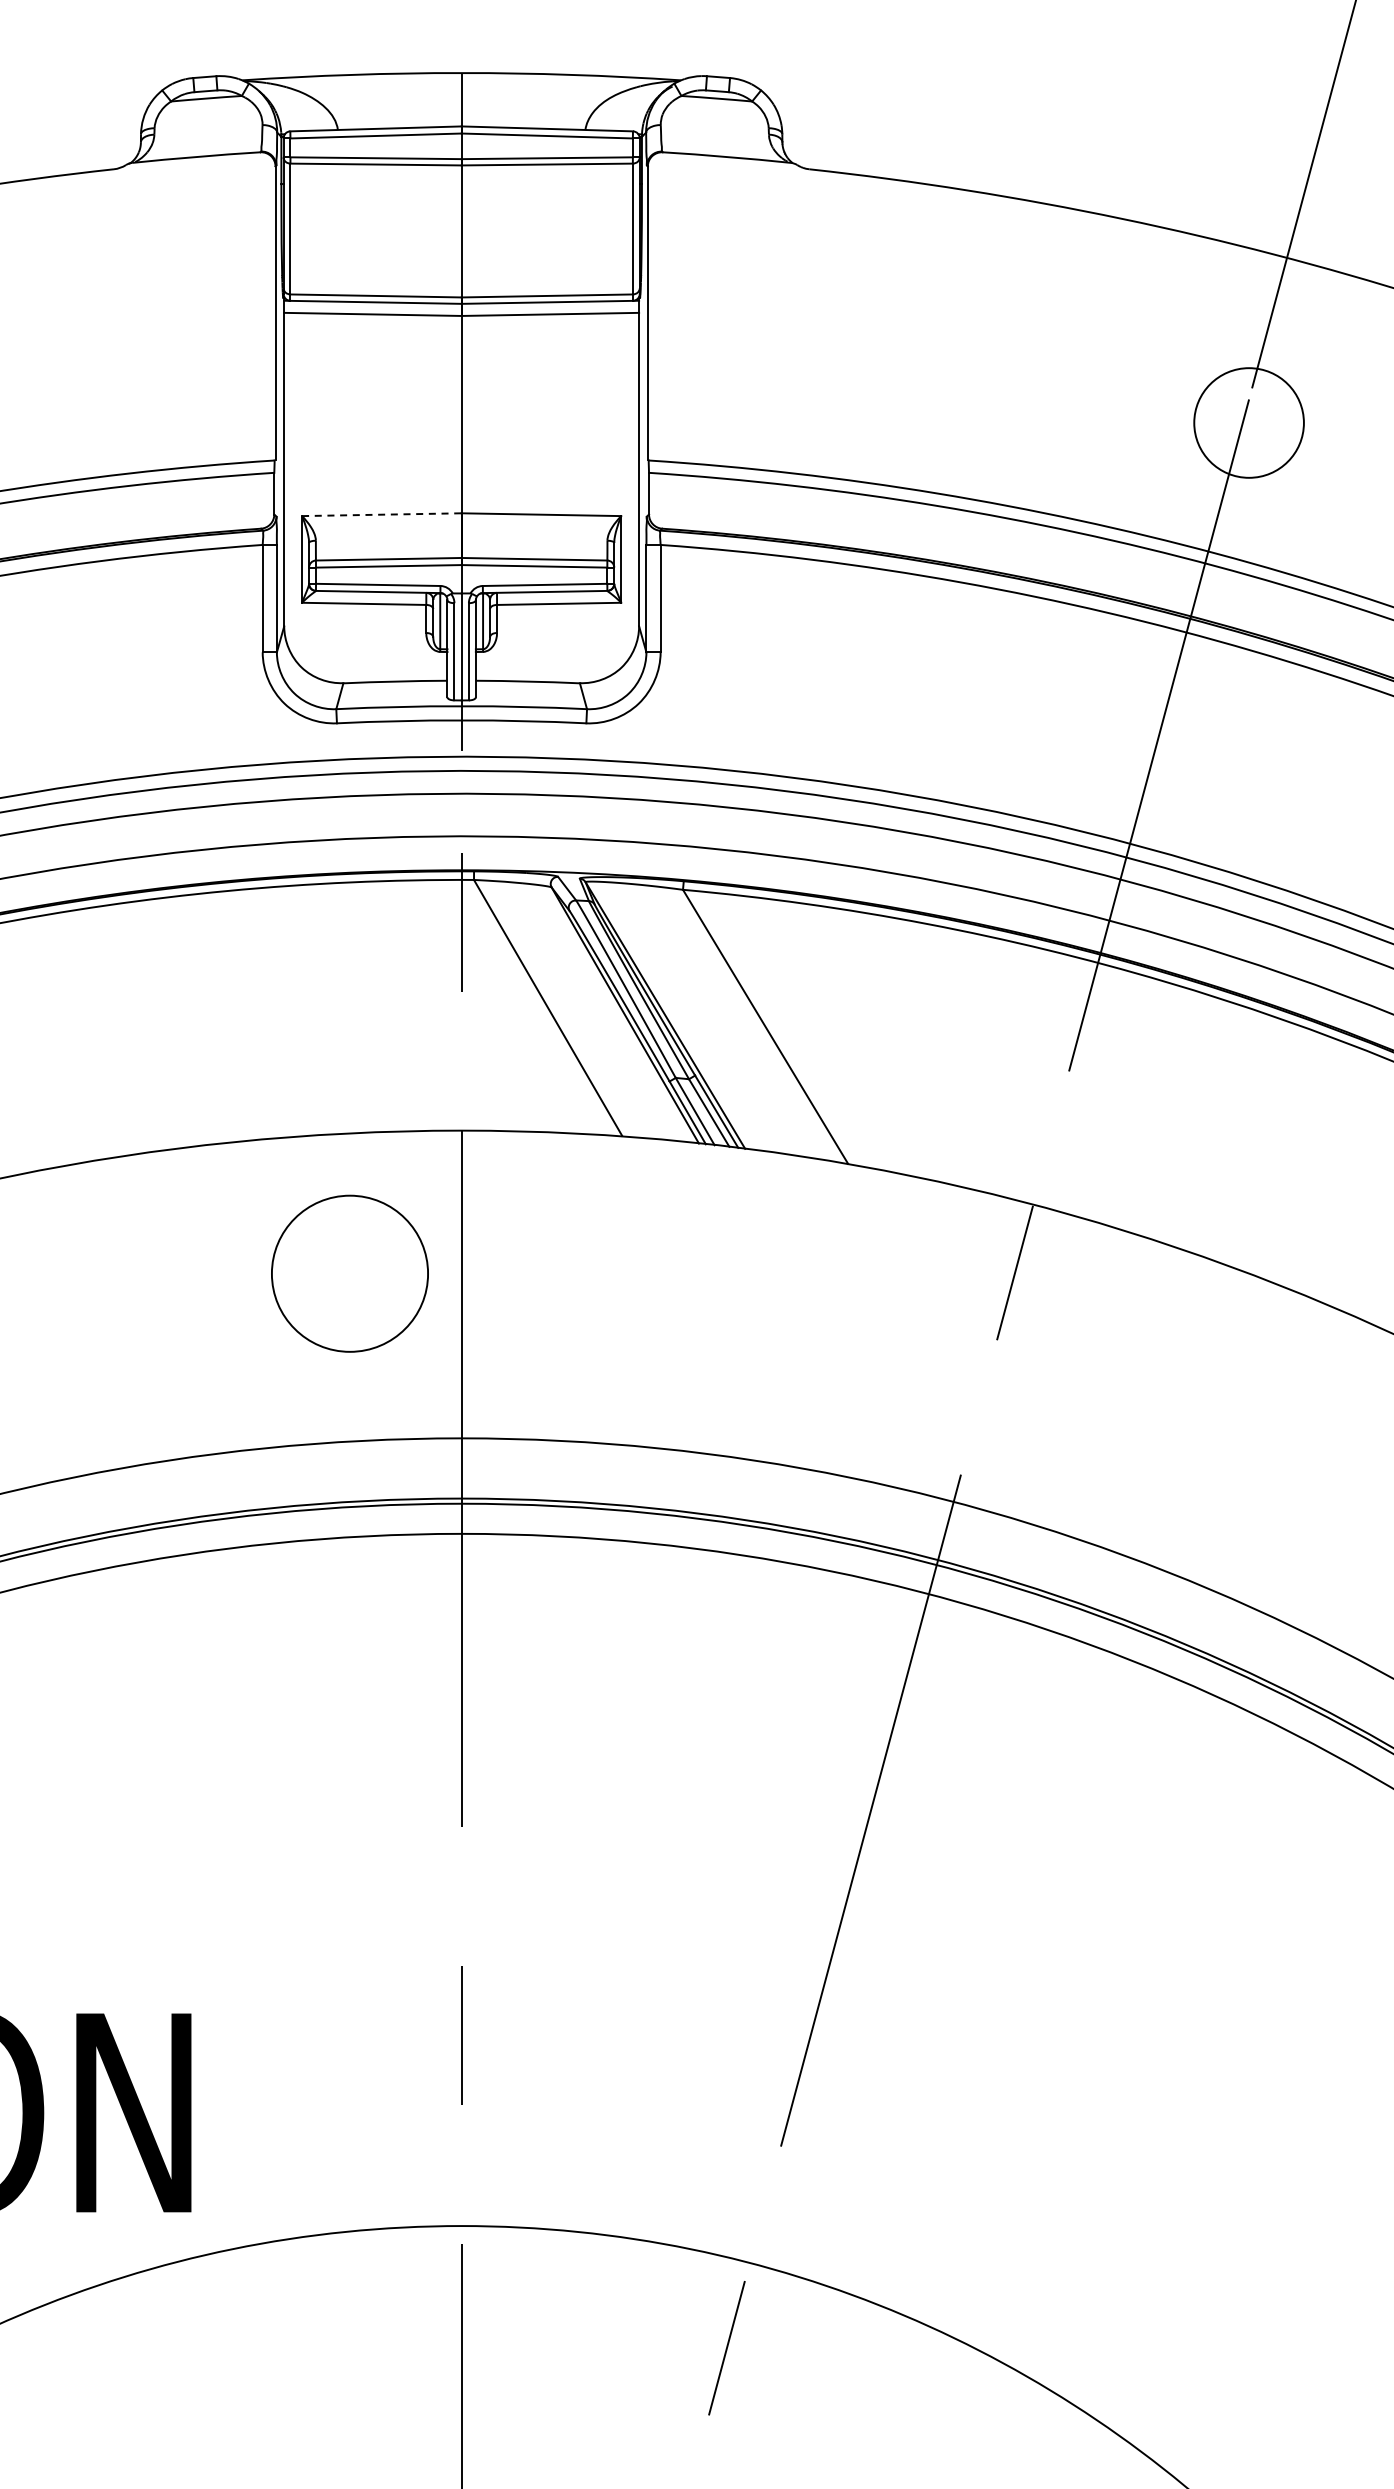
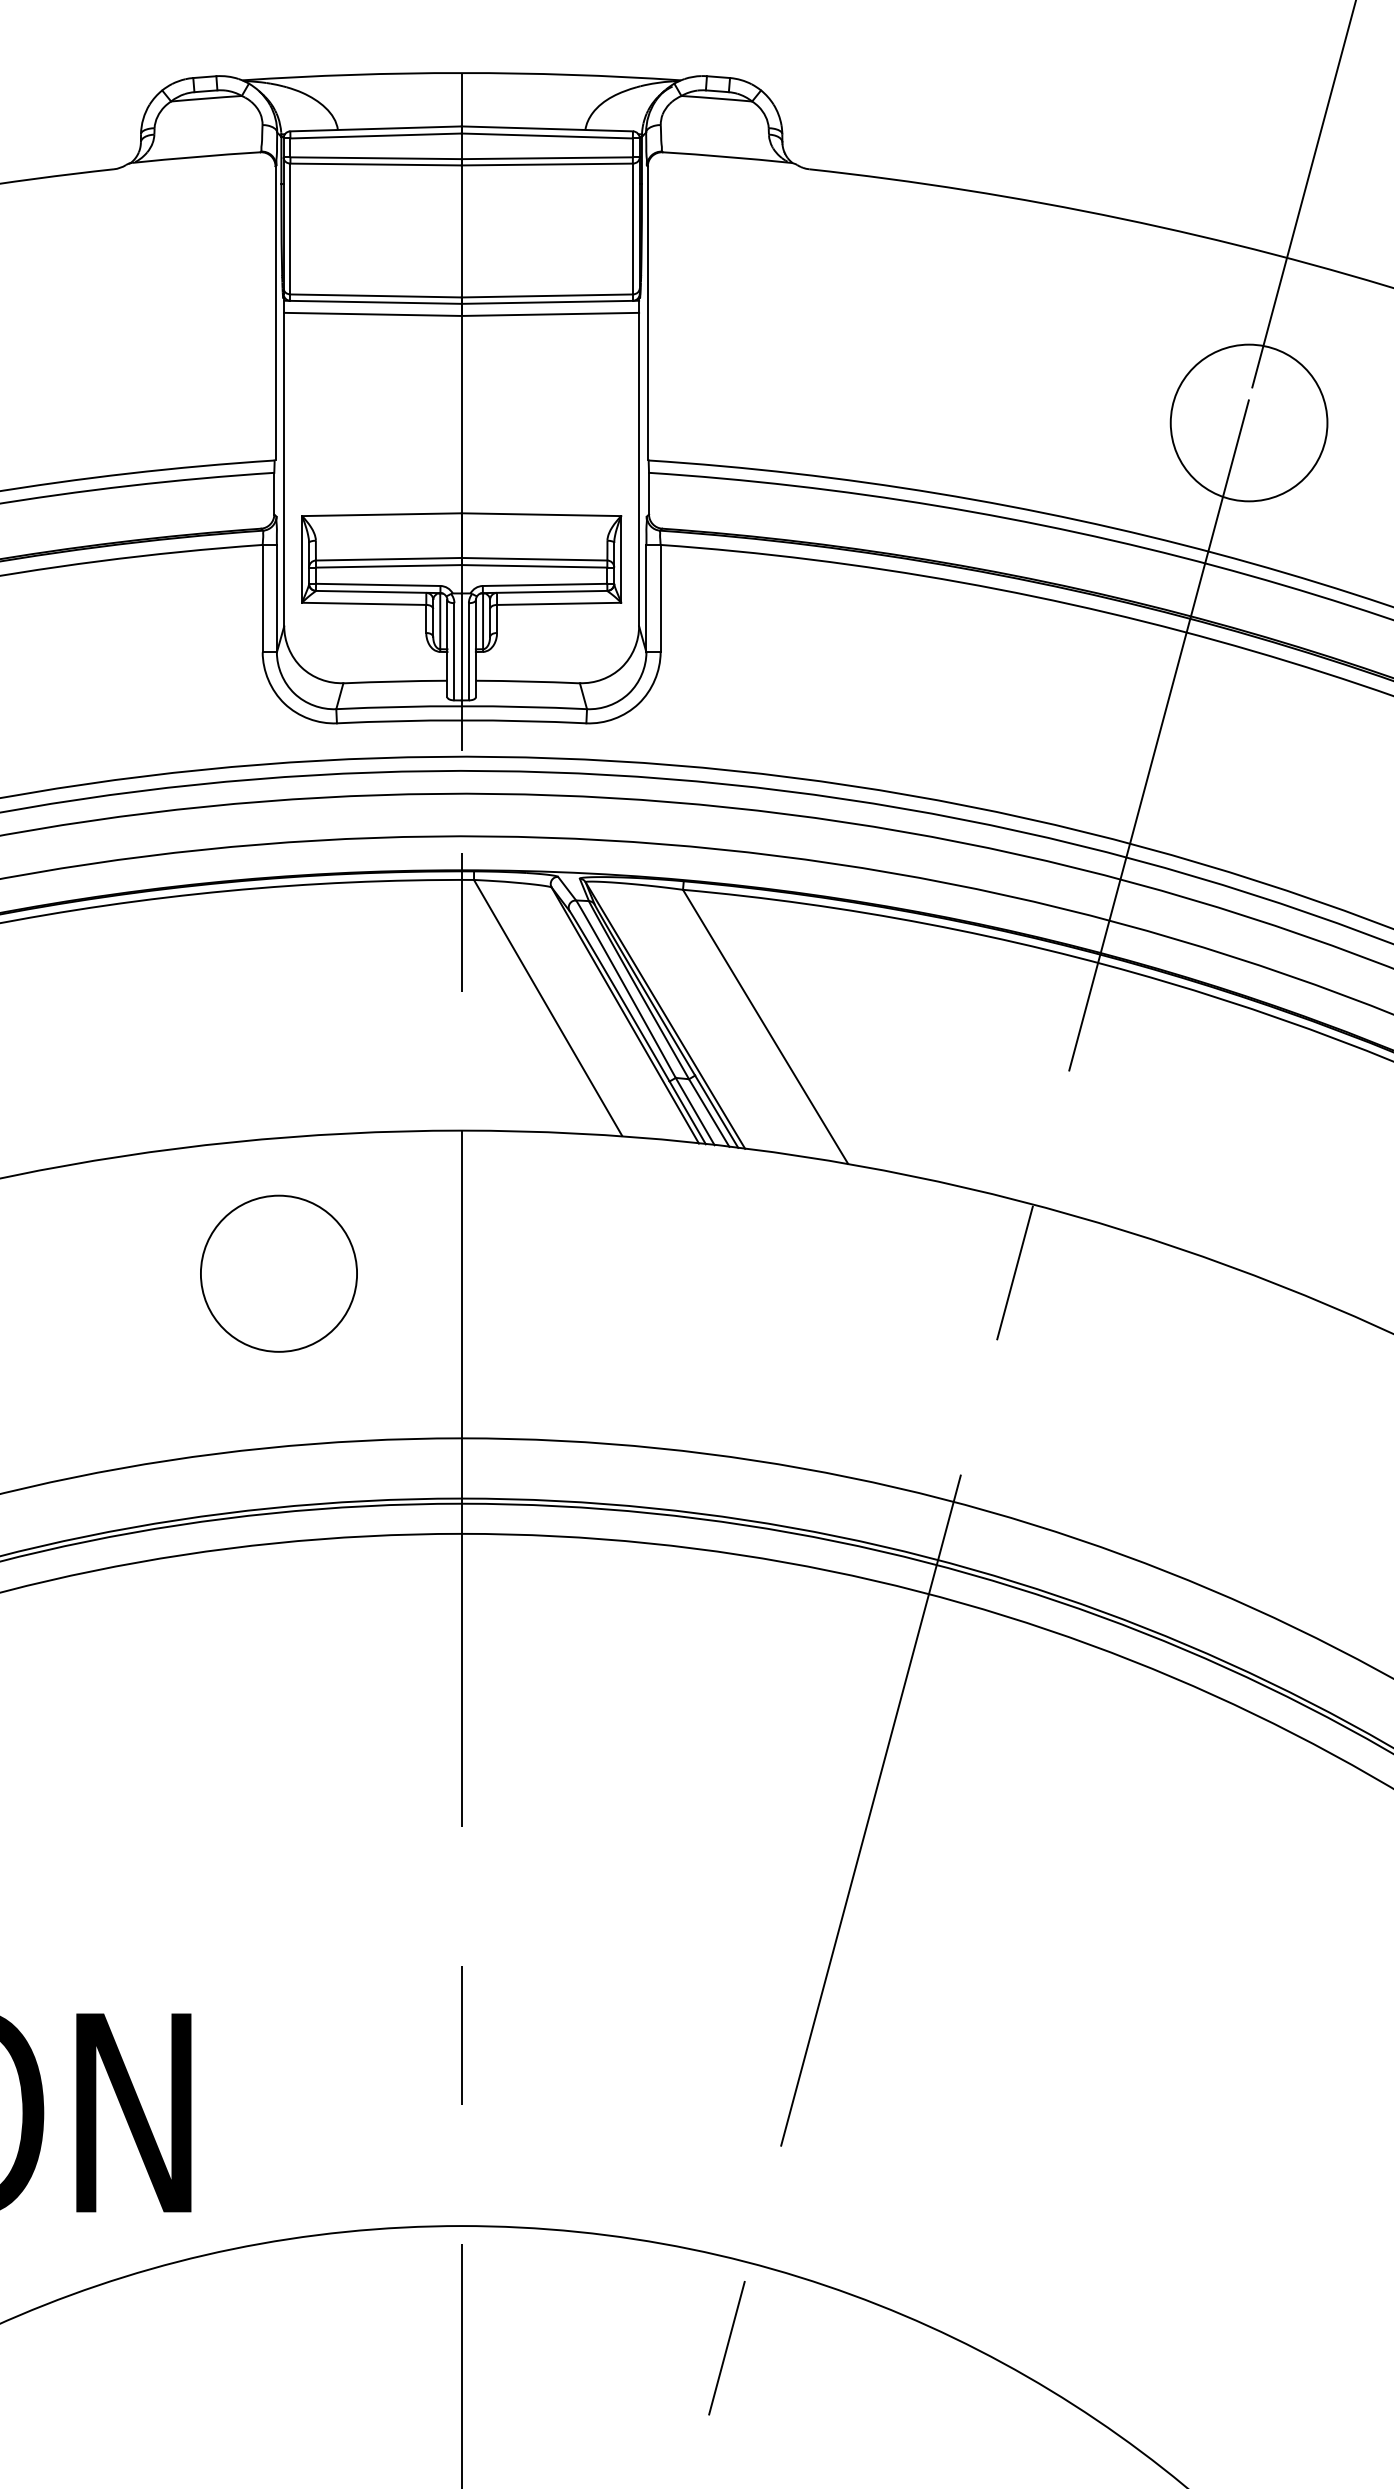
circle diameter: 110 px -> 157 px (1248, 422)
line: dashed -> solid (381, 514)
circle position: (349, 1273) -> (278, 1273) (278, 1273)
